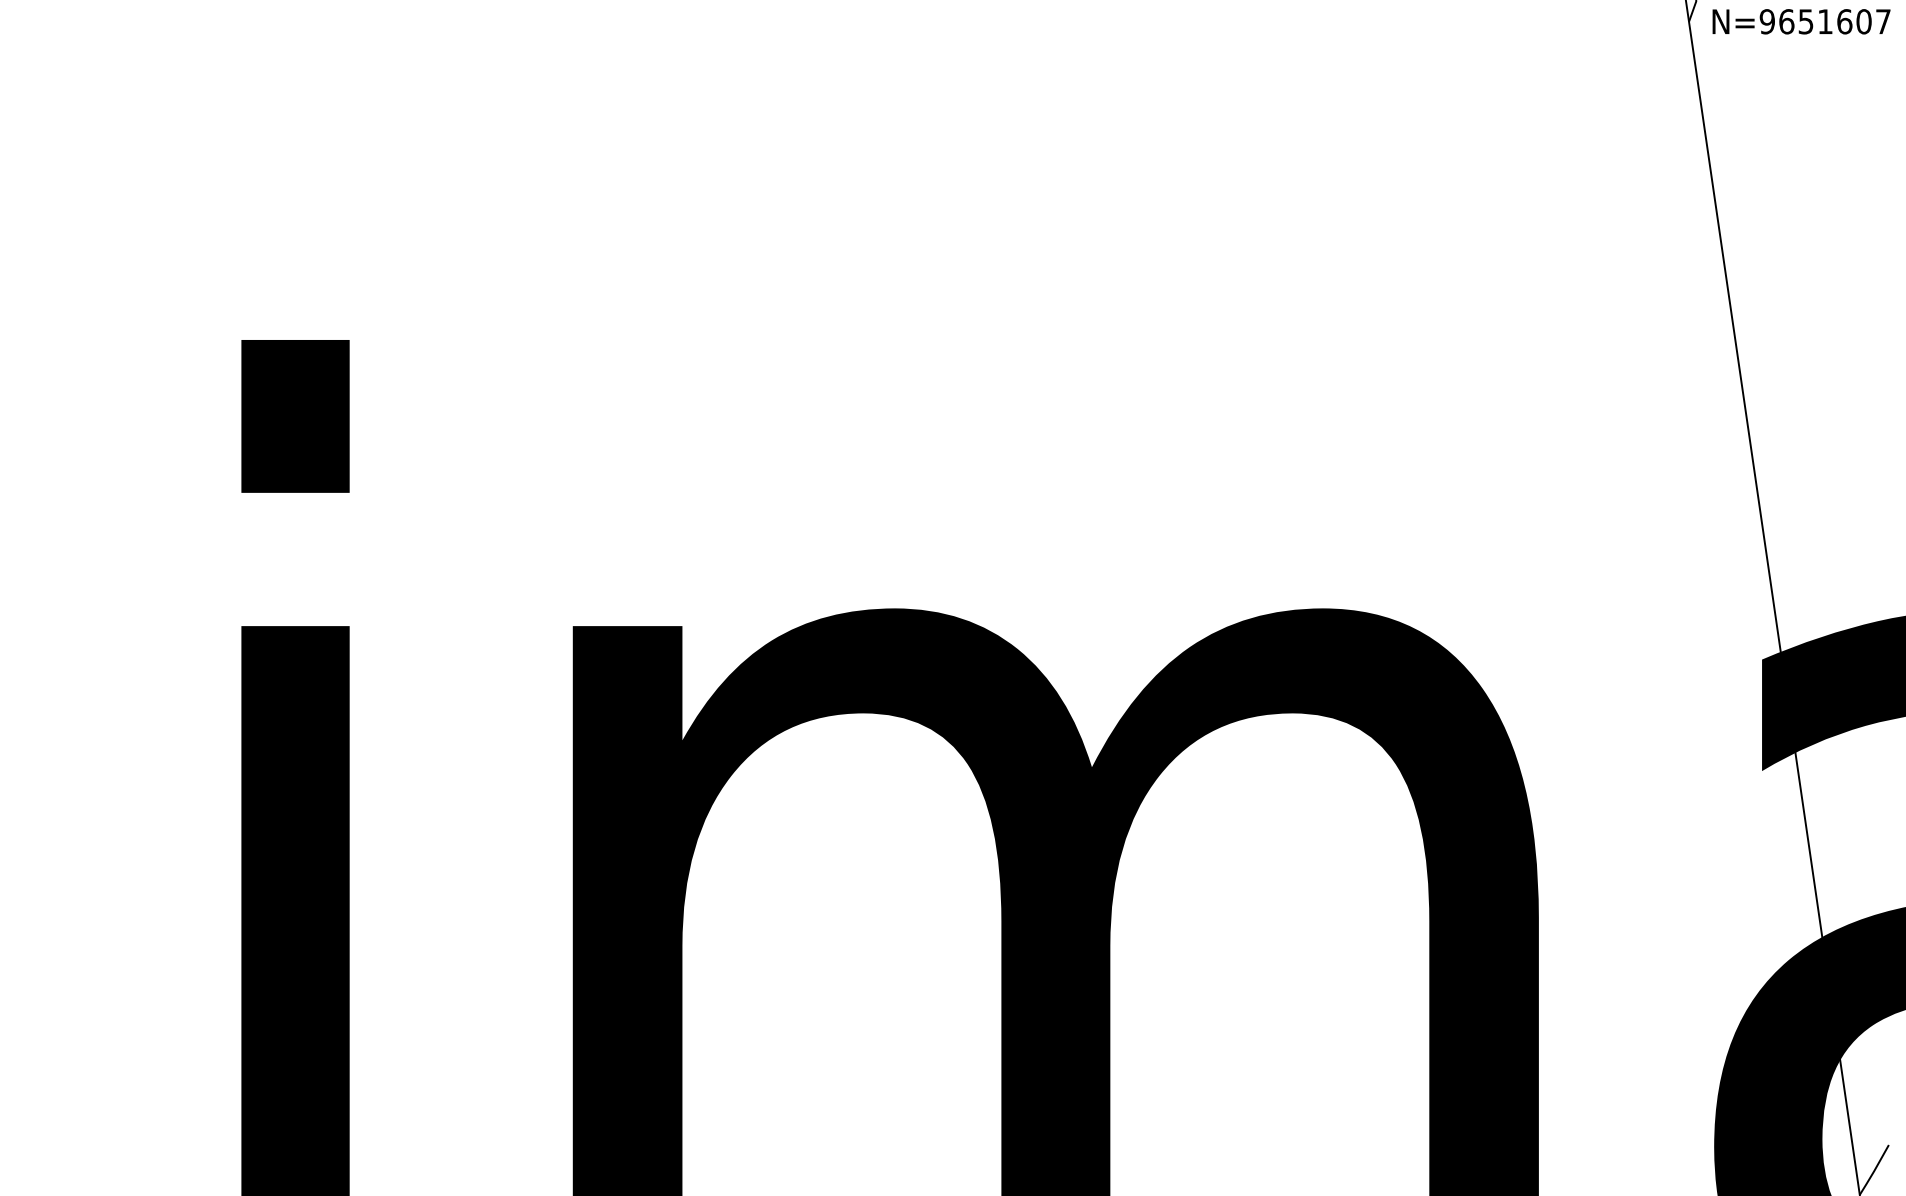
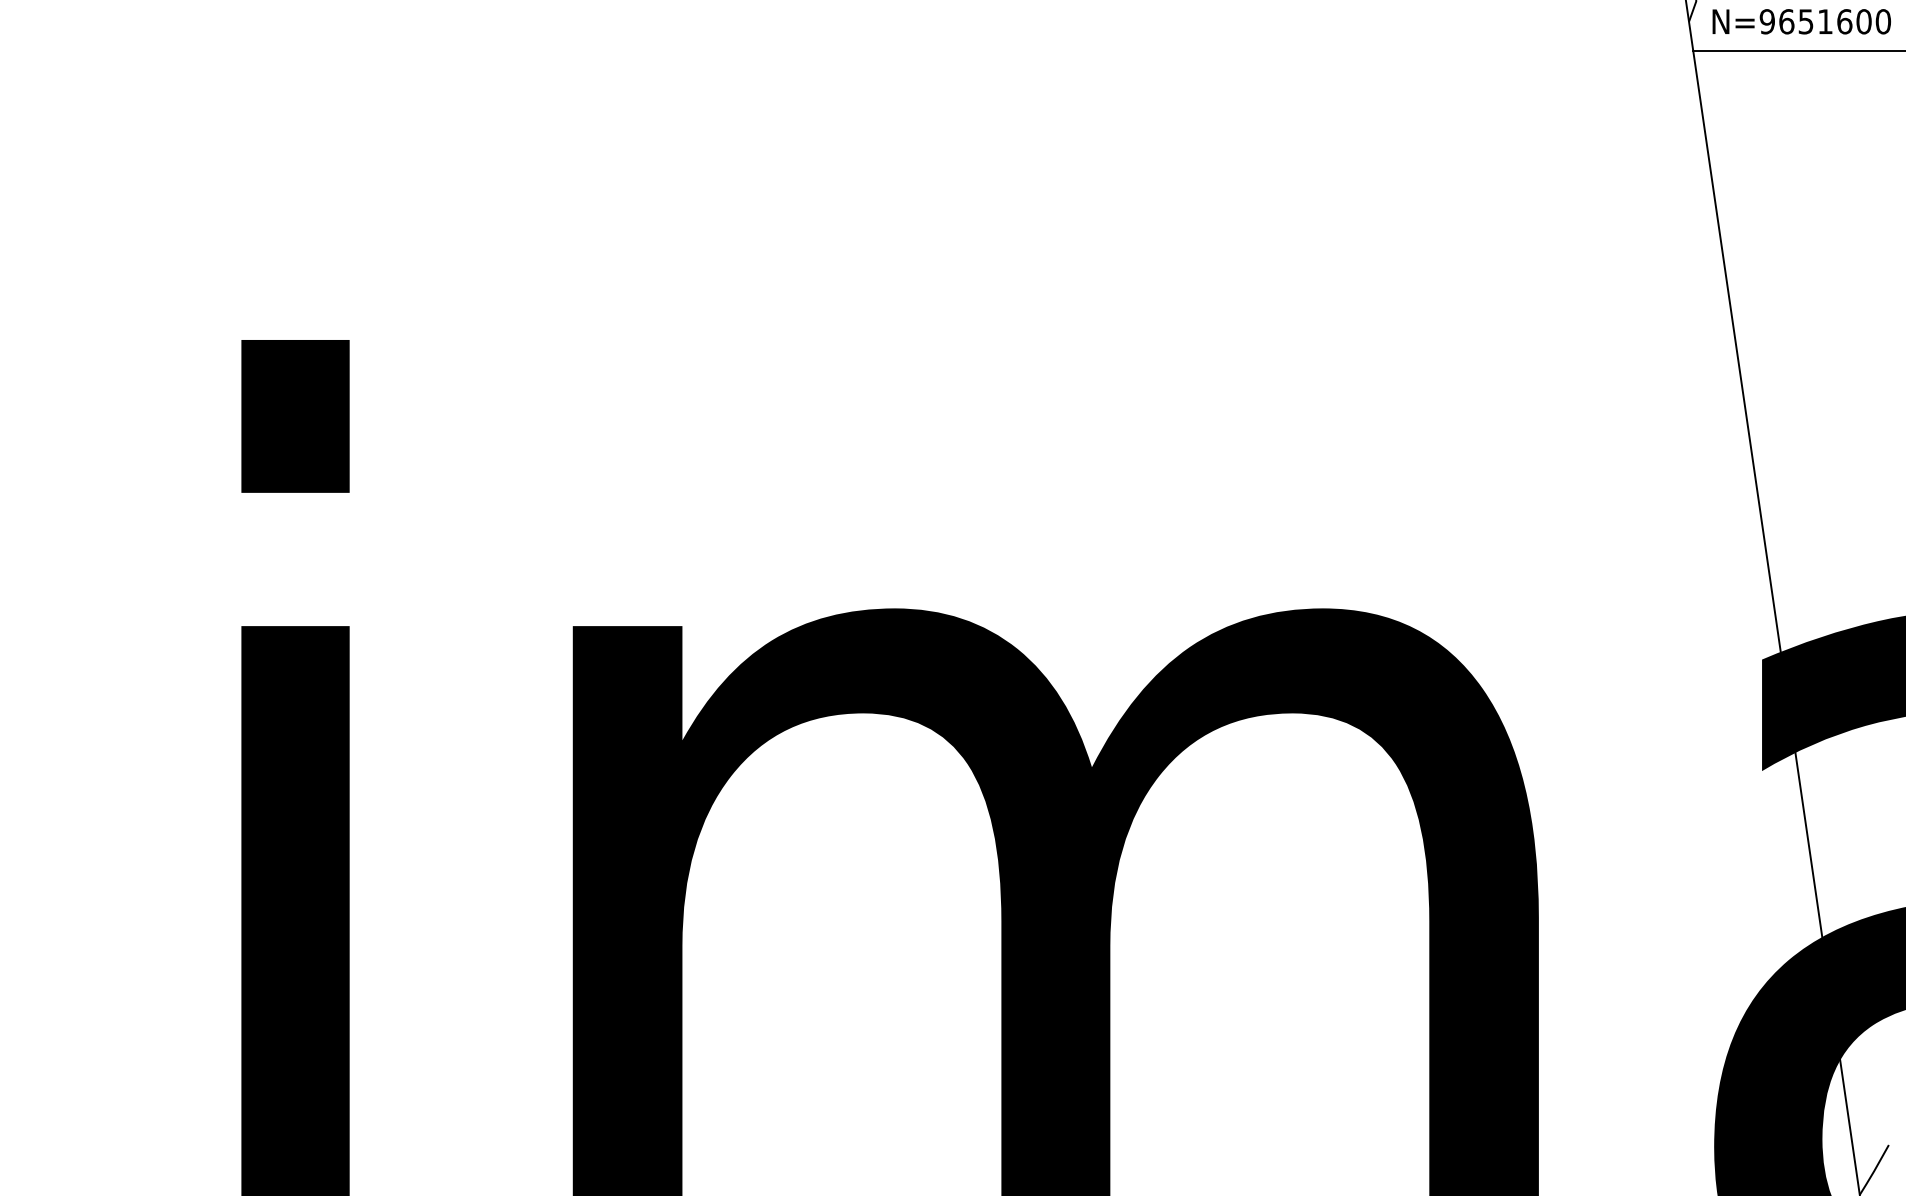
text: N=9651607 -> N=9651600 (1883, 21)
line: none -> present (1797, 50)
